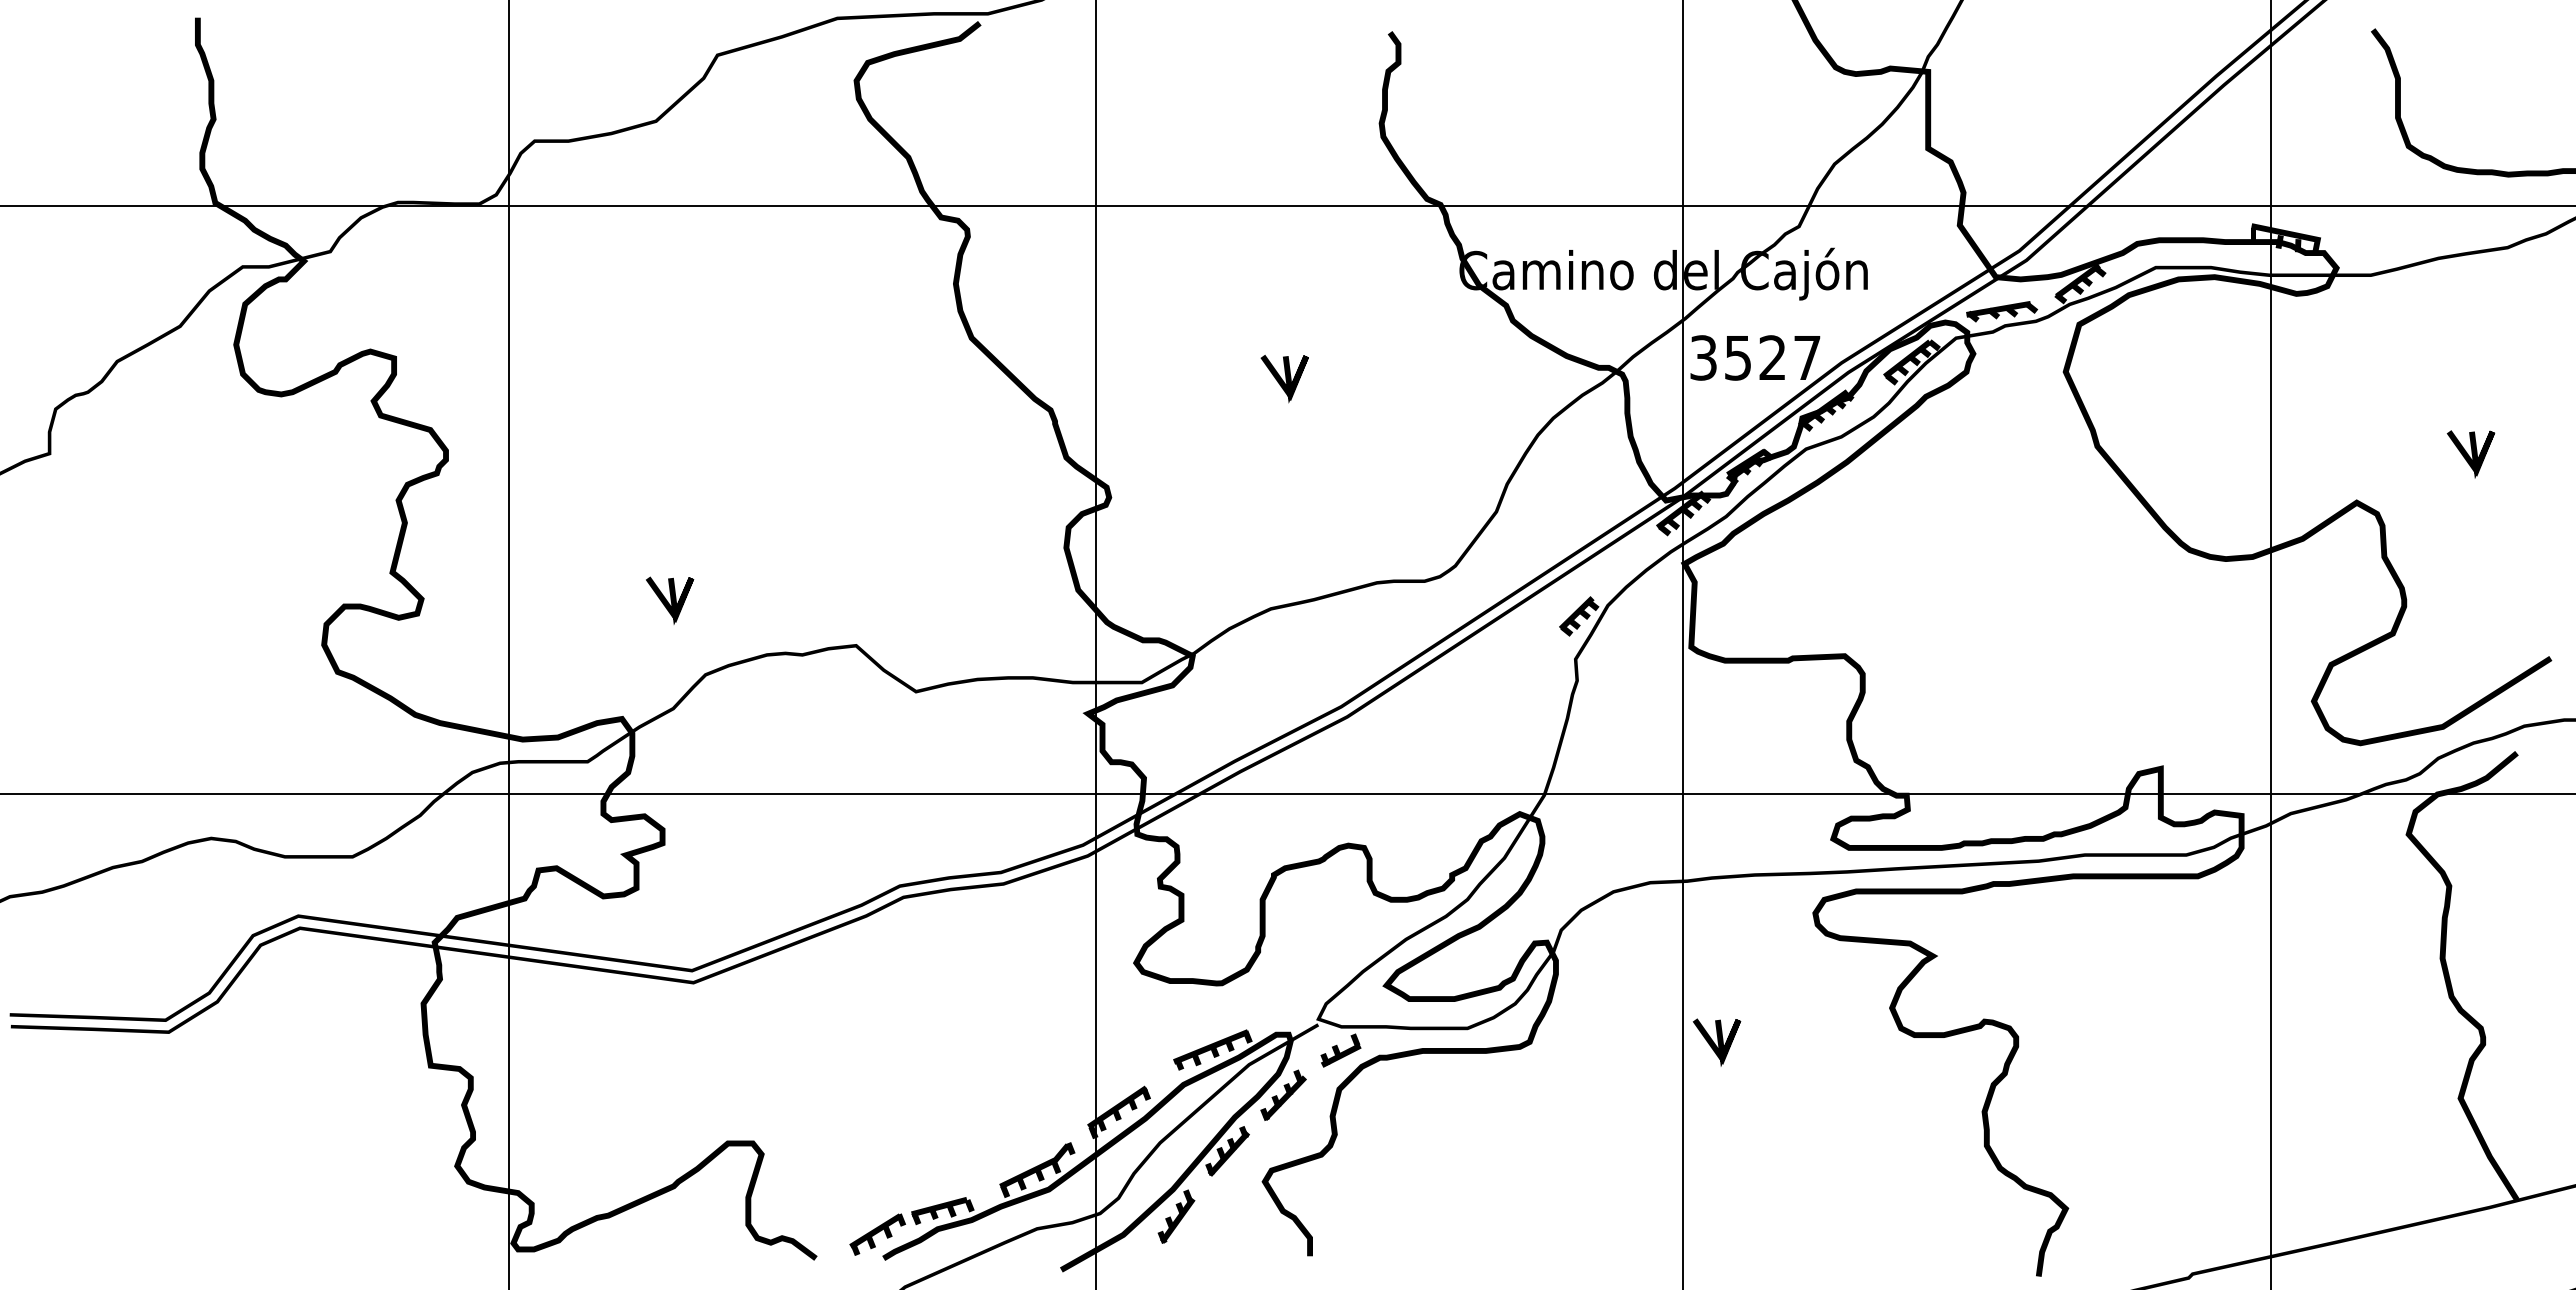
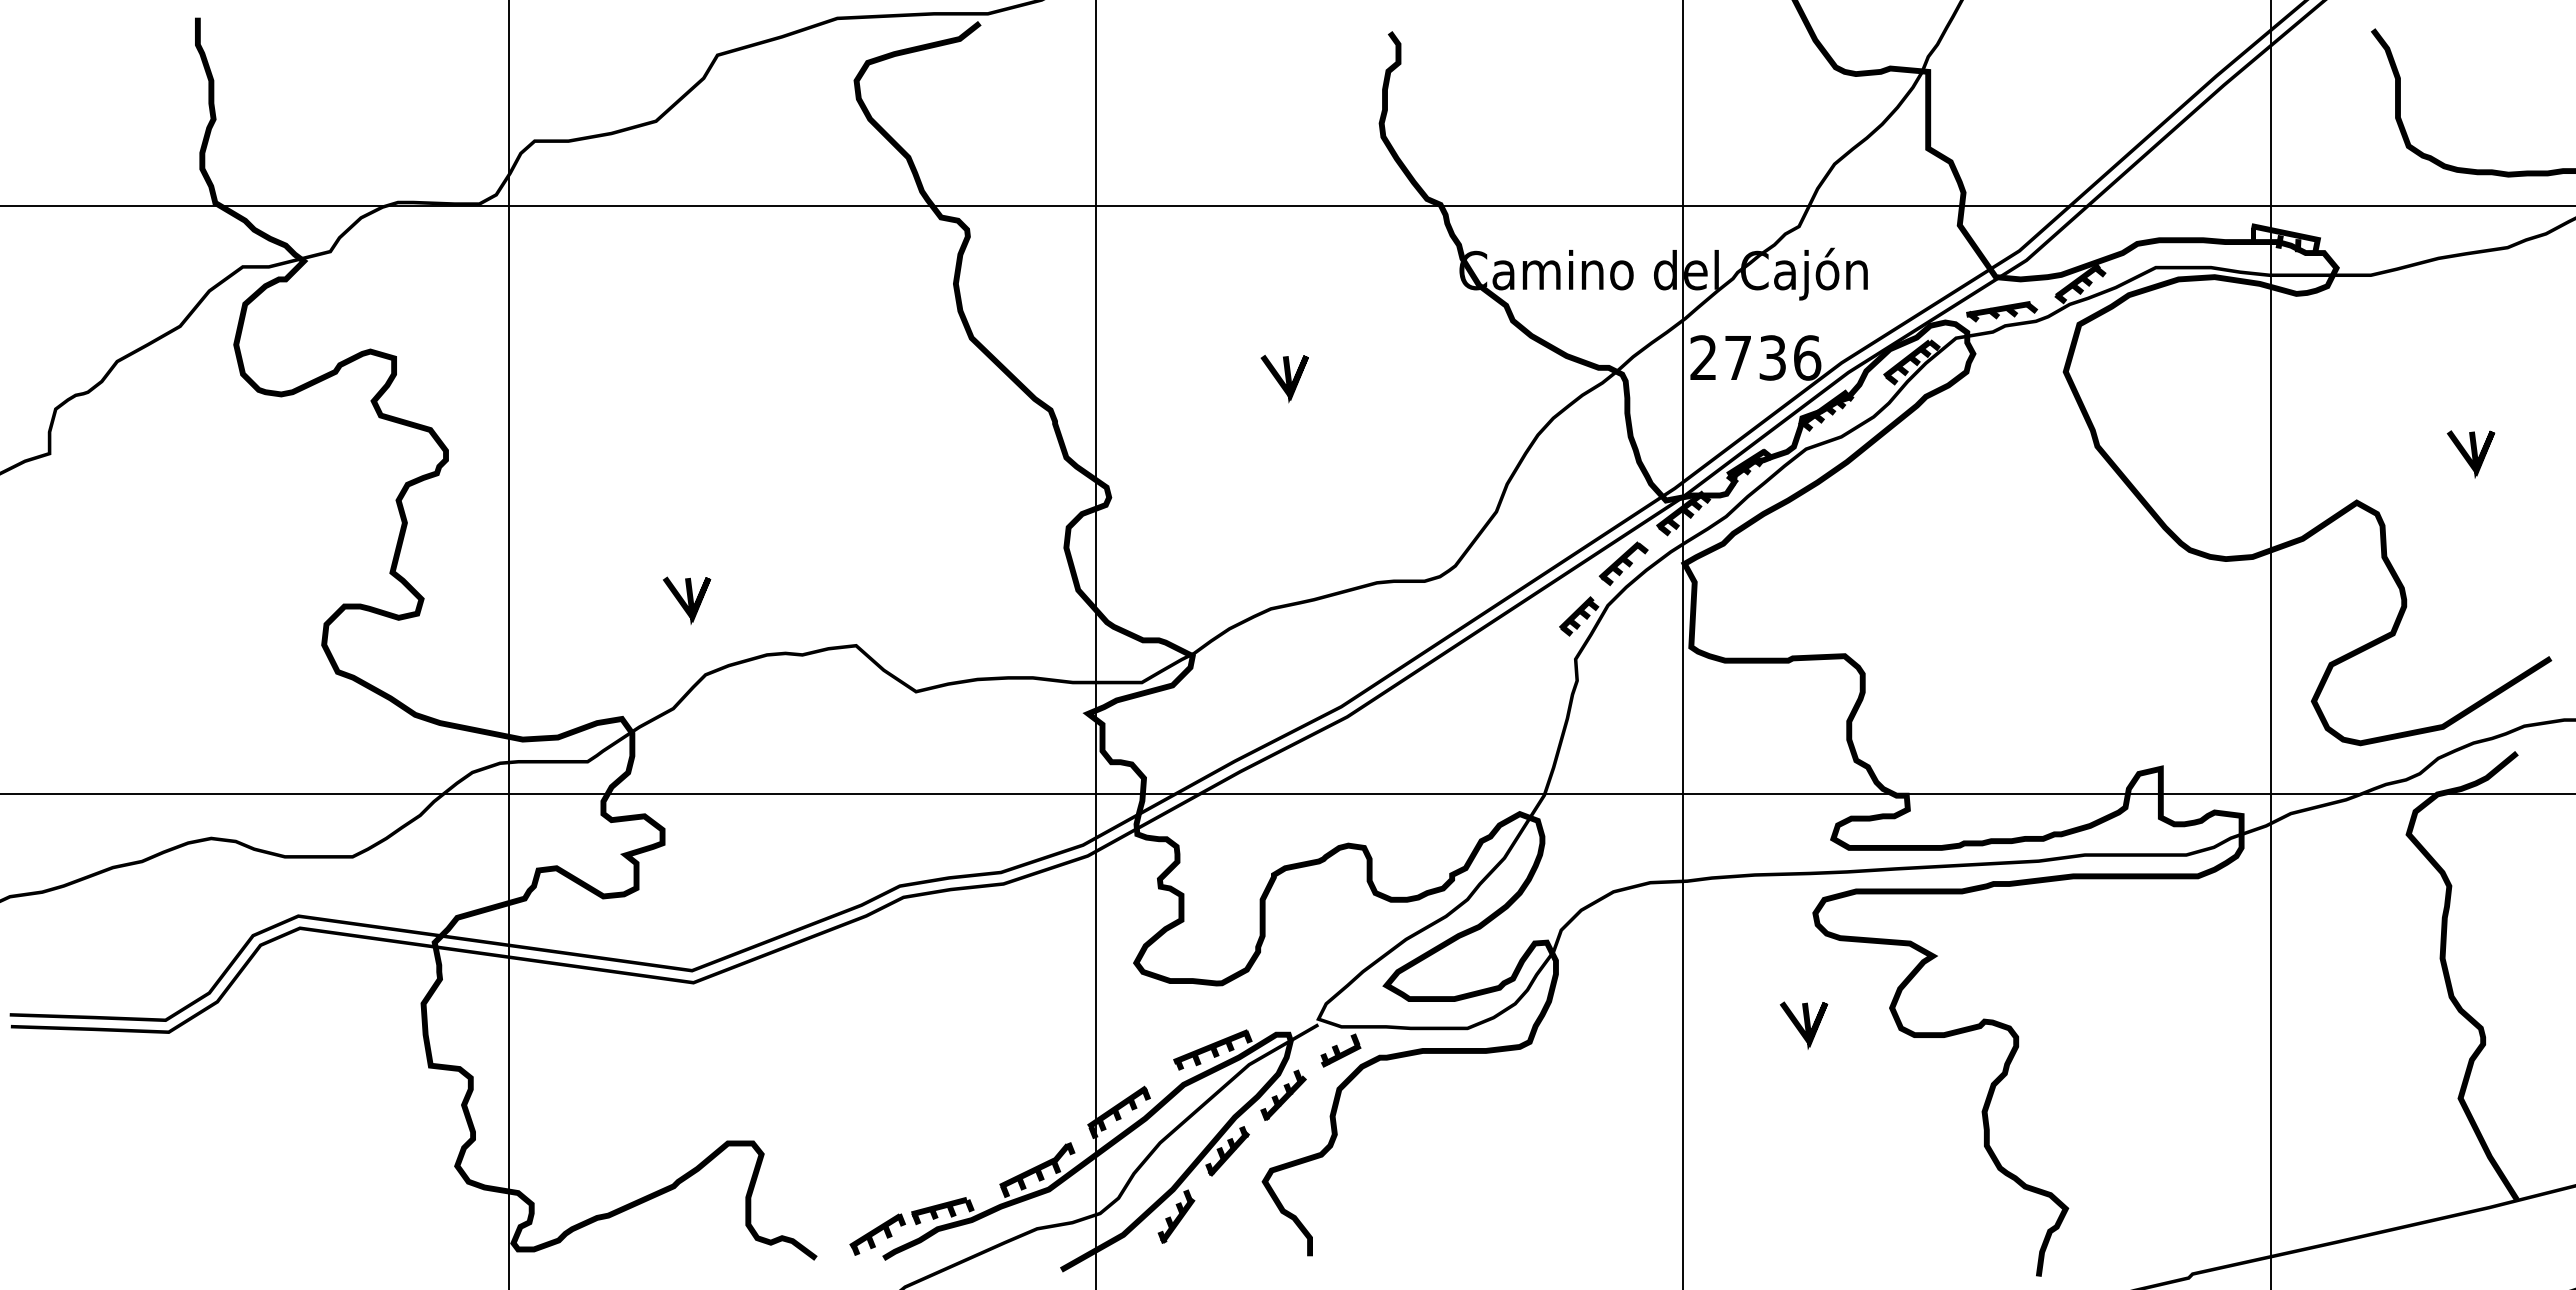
text: 3527 -> 2736 (1755, 357)
part: none -> present (1623, 563)
line position: (670, 600) -> (687, 600) (687, 600)
line position: (1717, 1042) -> (1804, 1025) (1804, 1025)
